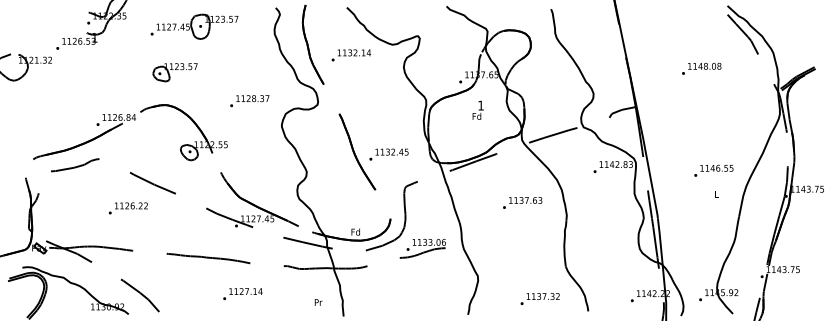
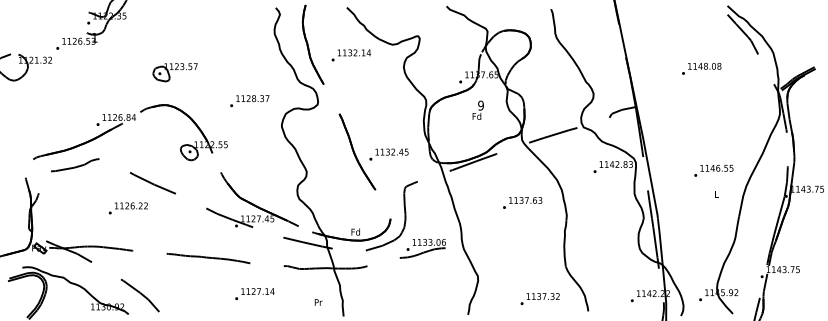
part: present -> none (194, 26)
text: 1 -> 9 (480, 105)
text position: (242, 294) -> (254, 294) (254, 294)
